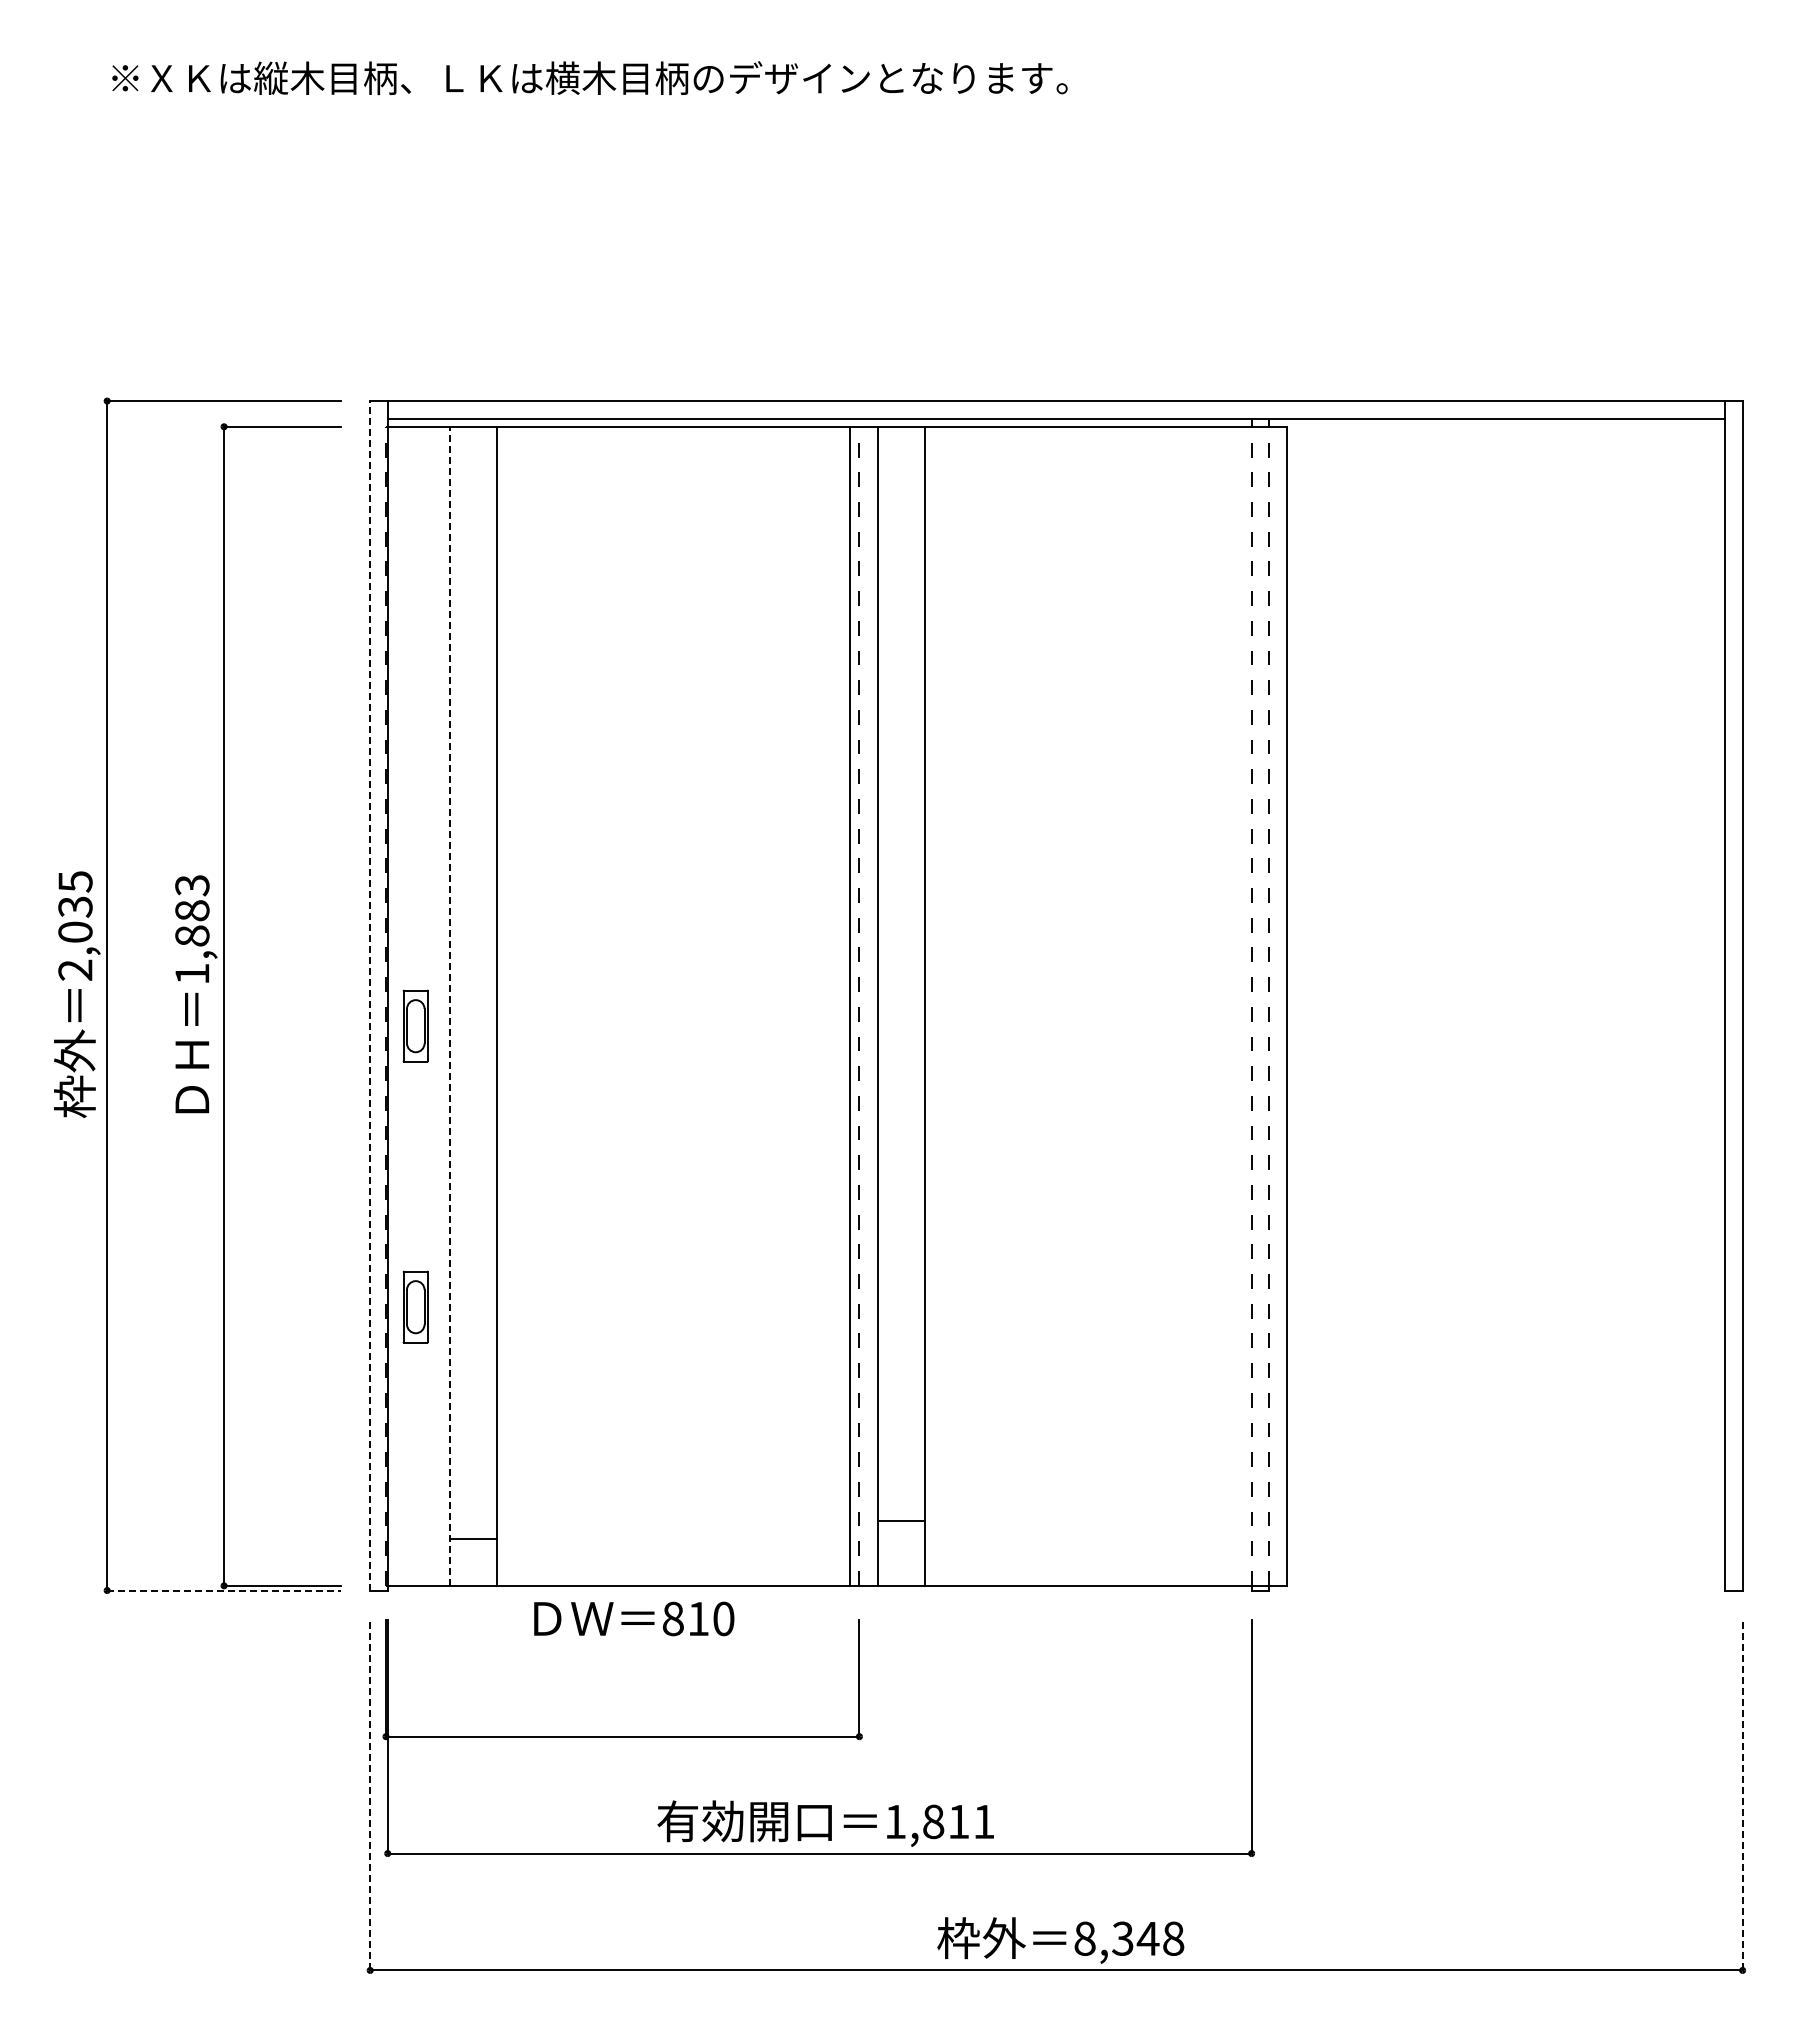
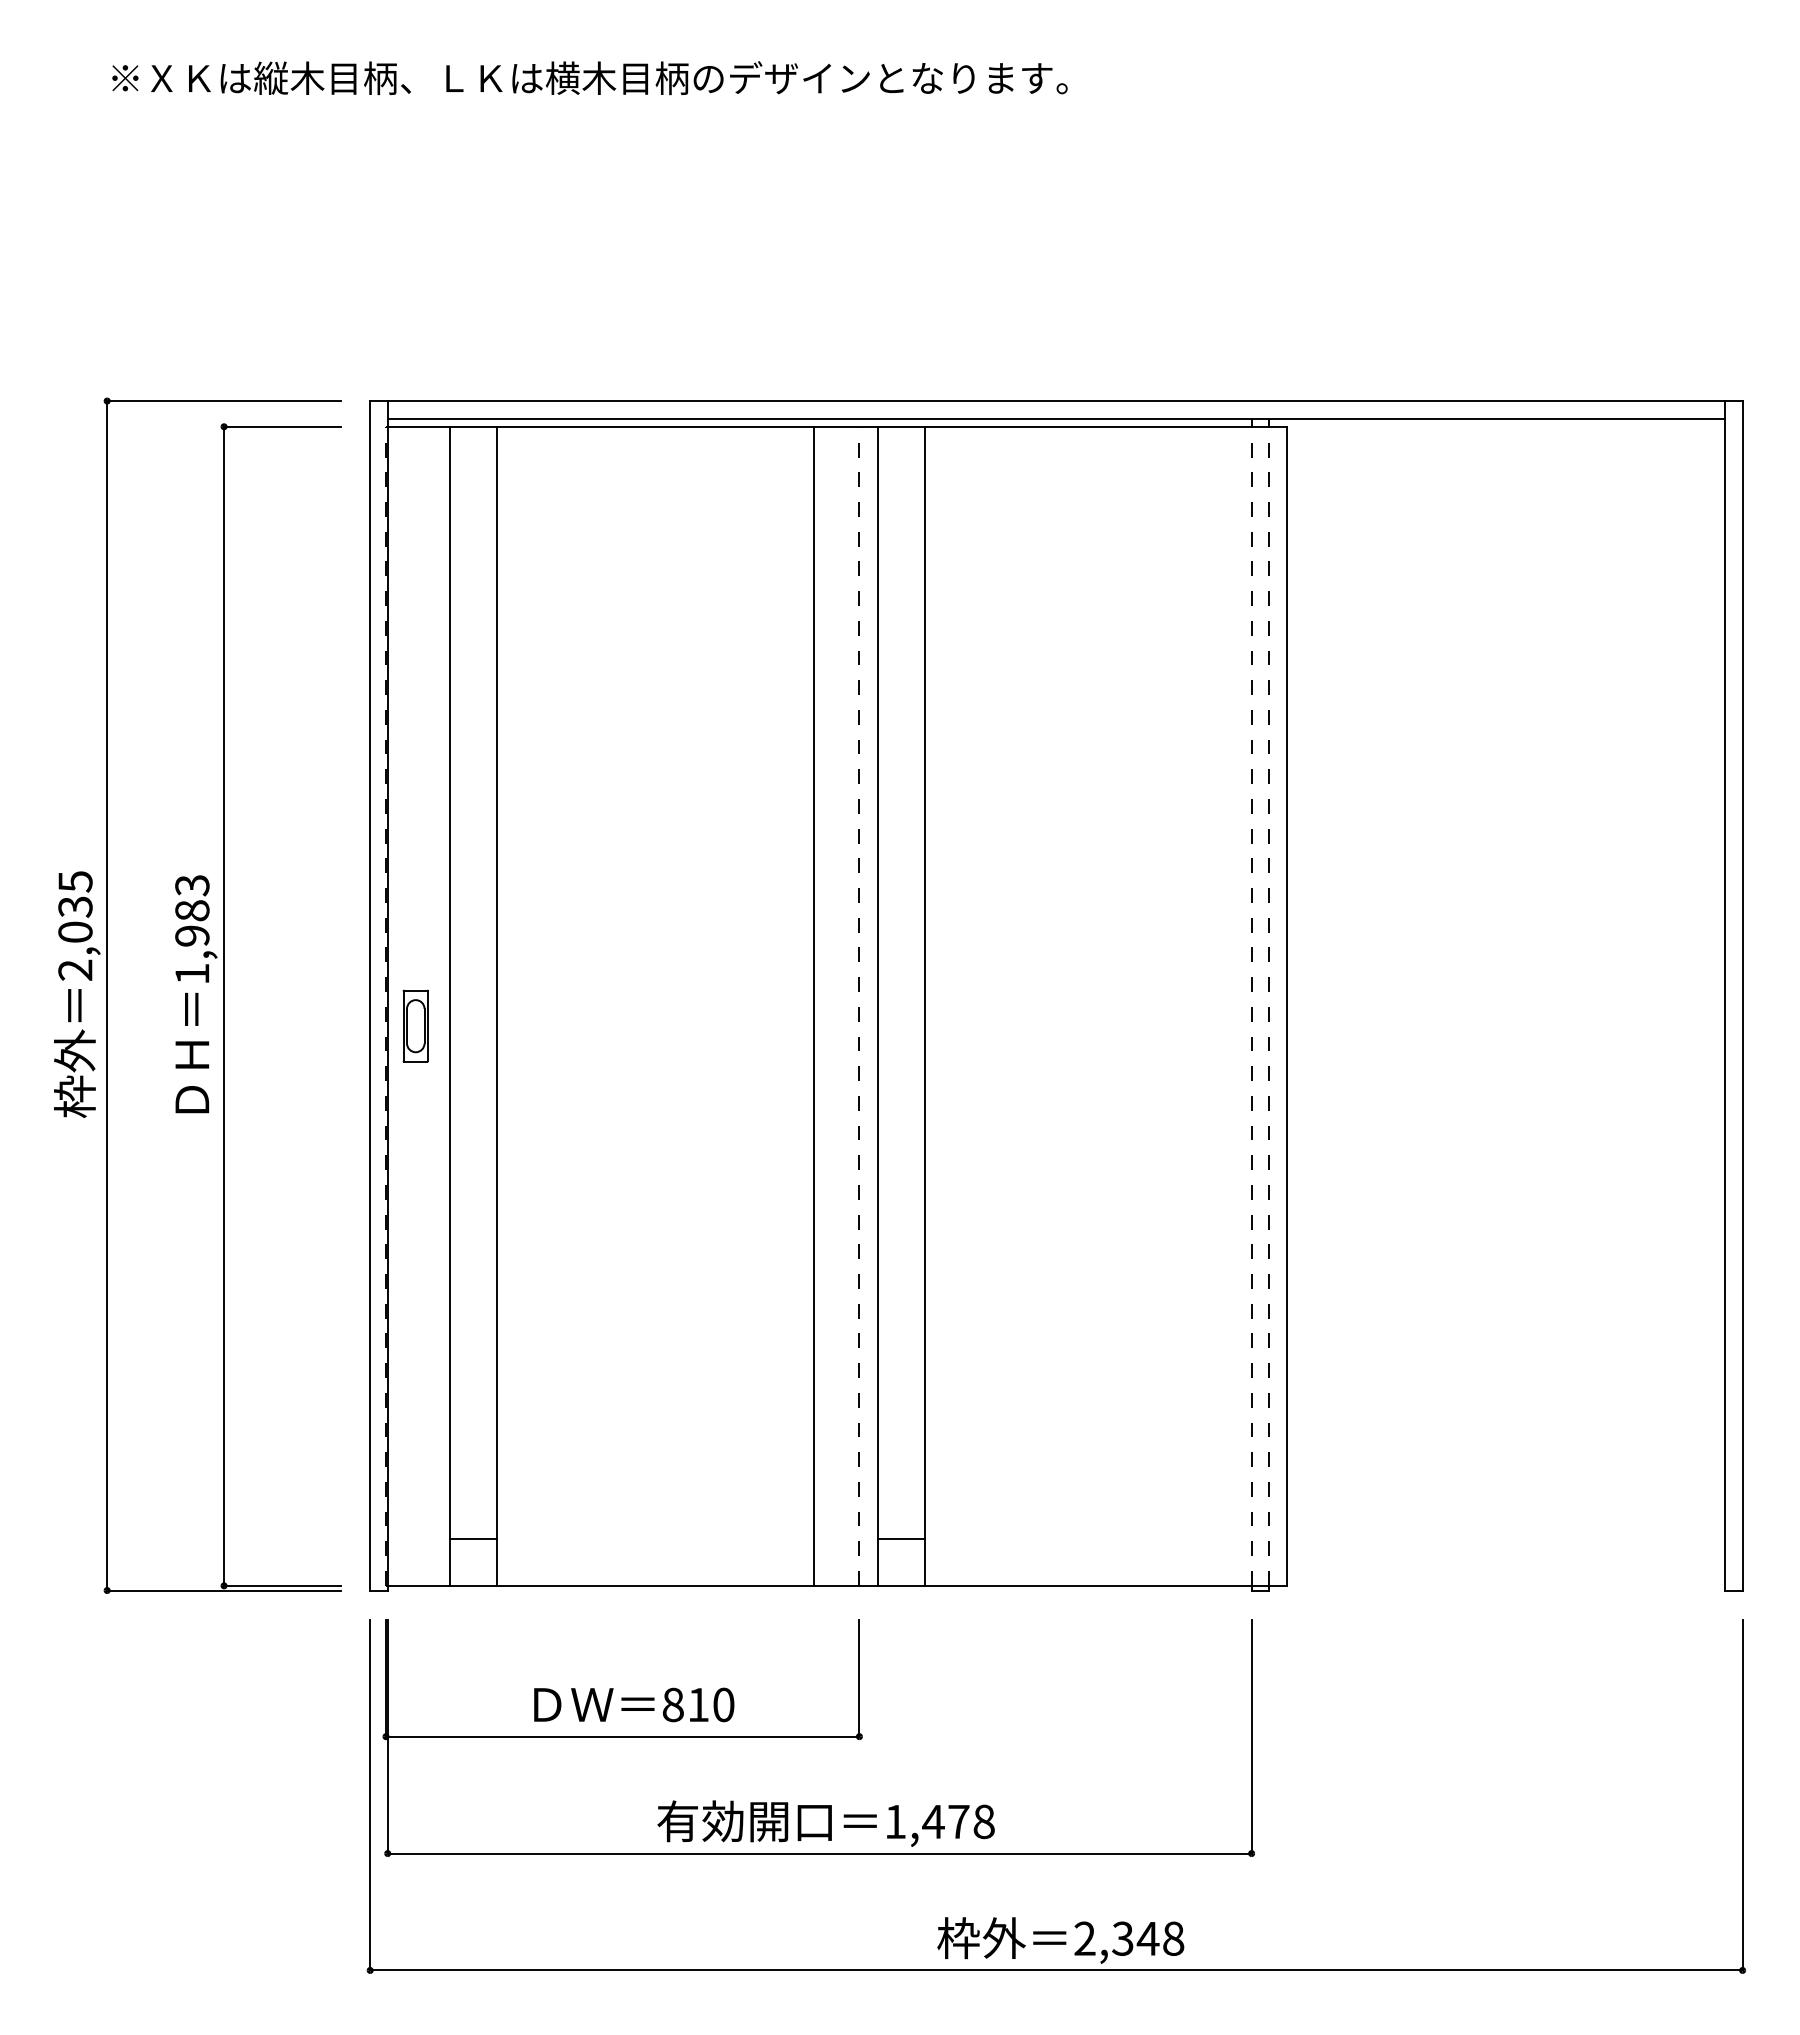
text: 1,883 -> 1,983 (192, 935)
line: dashed -> solid (370, 995)
line position: (849, 1005) -> (813, 1005) (813, 1005)
line: dashed -> solid (450, 1006)
part: present -> none (415, 1306)
line position: (901, 1521) -> (901, 1539) (901, 1539)
line: dashed -> solid (224, 1590)
text position: (634, 1618) -> (634, 1704) (634, 1704)
line: dashed -> solid (370, 1794)
line: dashed -> solid (1742, 1794)
text: 1,811 -> 1,478 (958, 1821)
text: 8,348 -> 2,348 (1084, 1938)
